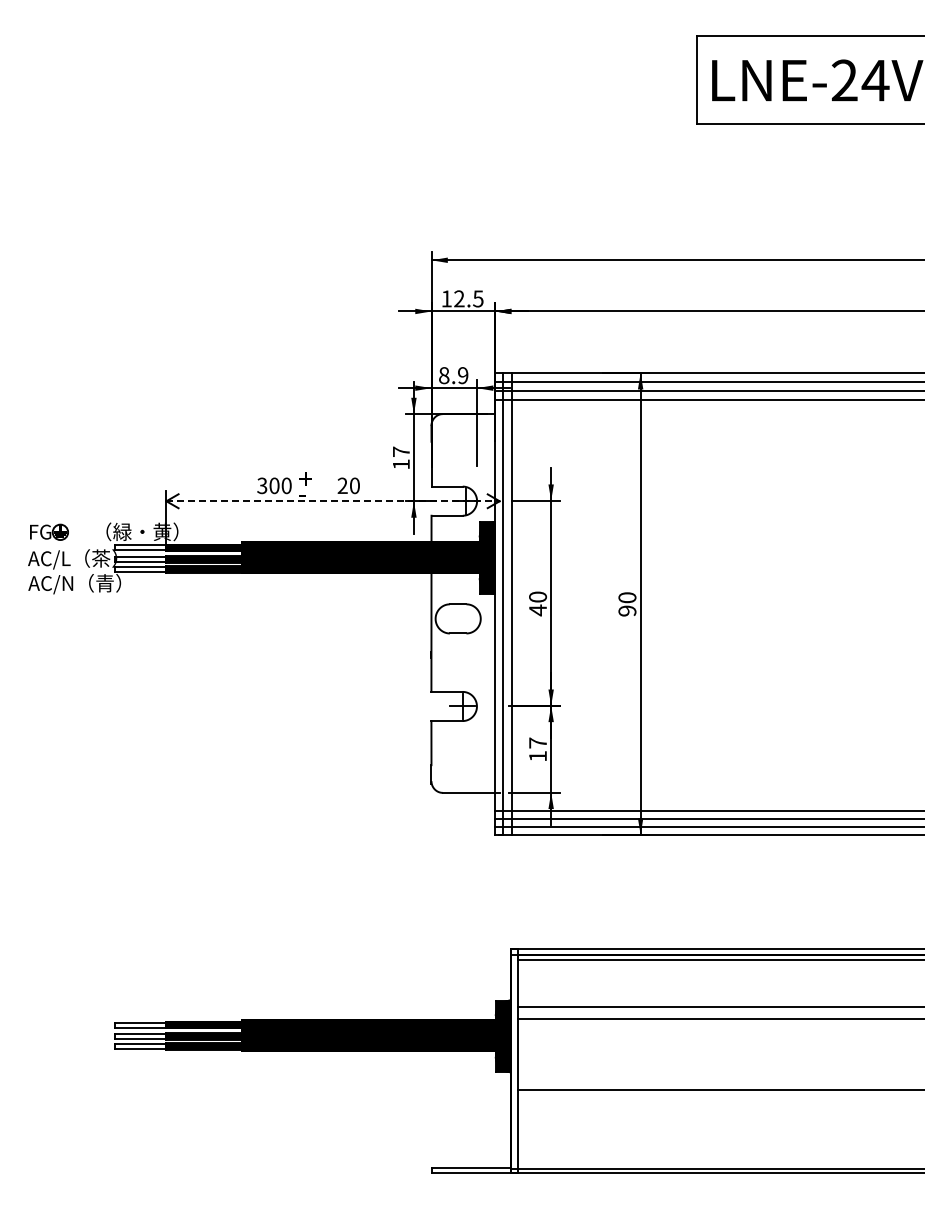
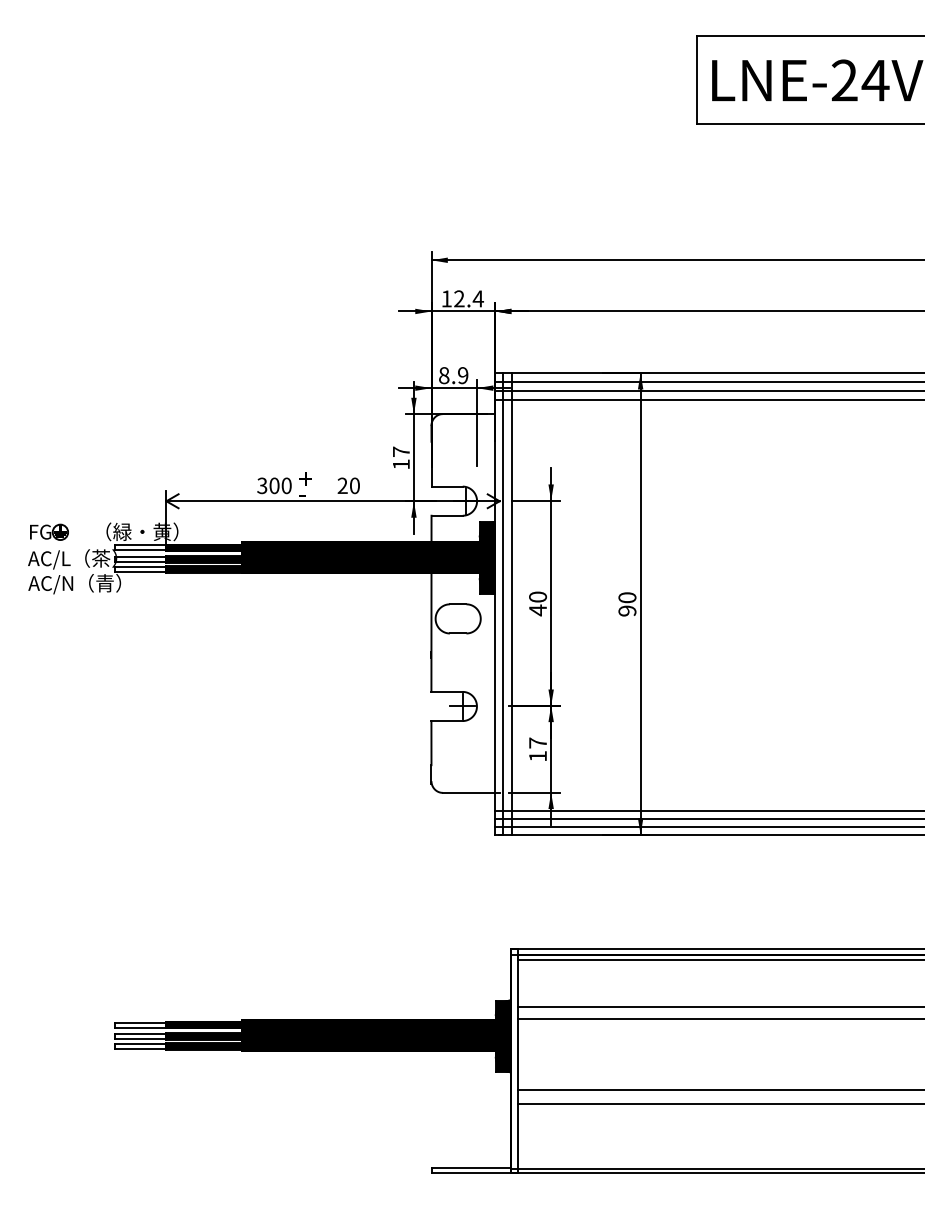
text: 12.5 -> 12.4 (477, 298)
line: dashed -> solid (333, 501)
line: none -> present (719, 1103)
